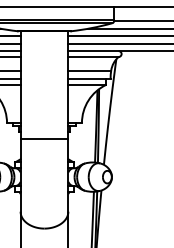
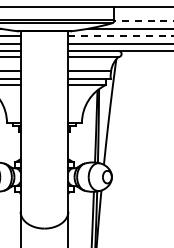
line: solid -> dashed (144, 21)
line: solid -> dashed (121, 36)
line: present -> none (44, 139)
